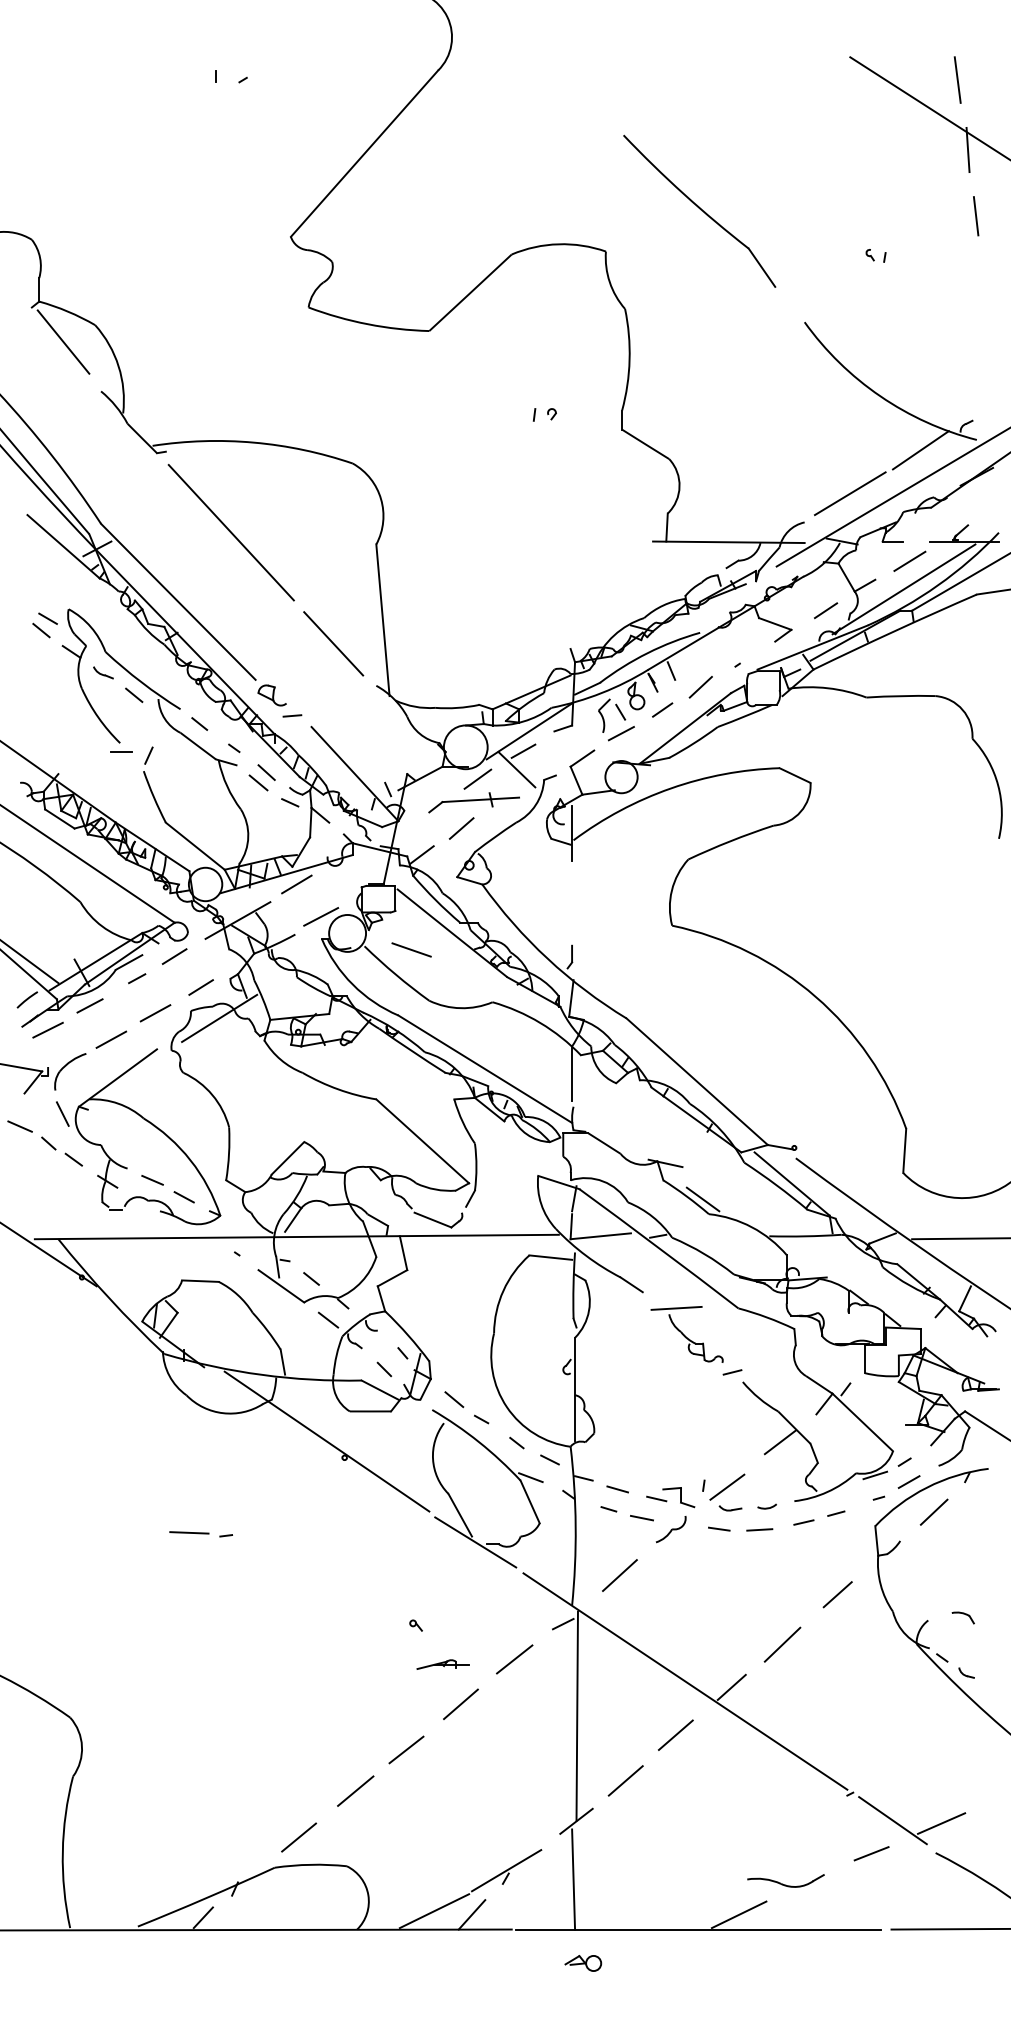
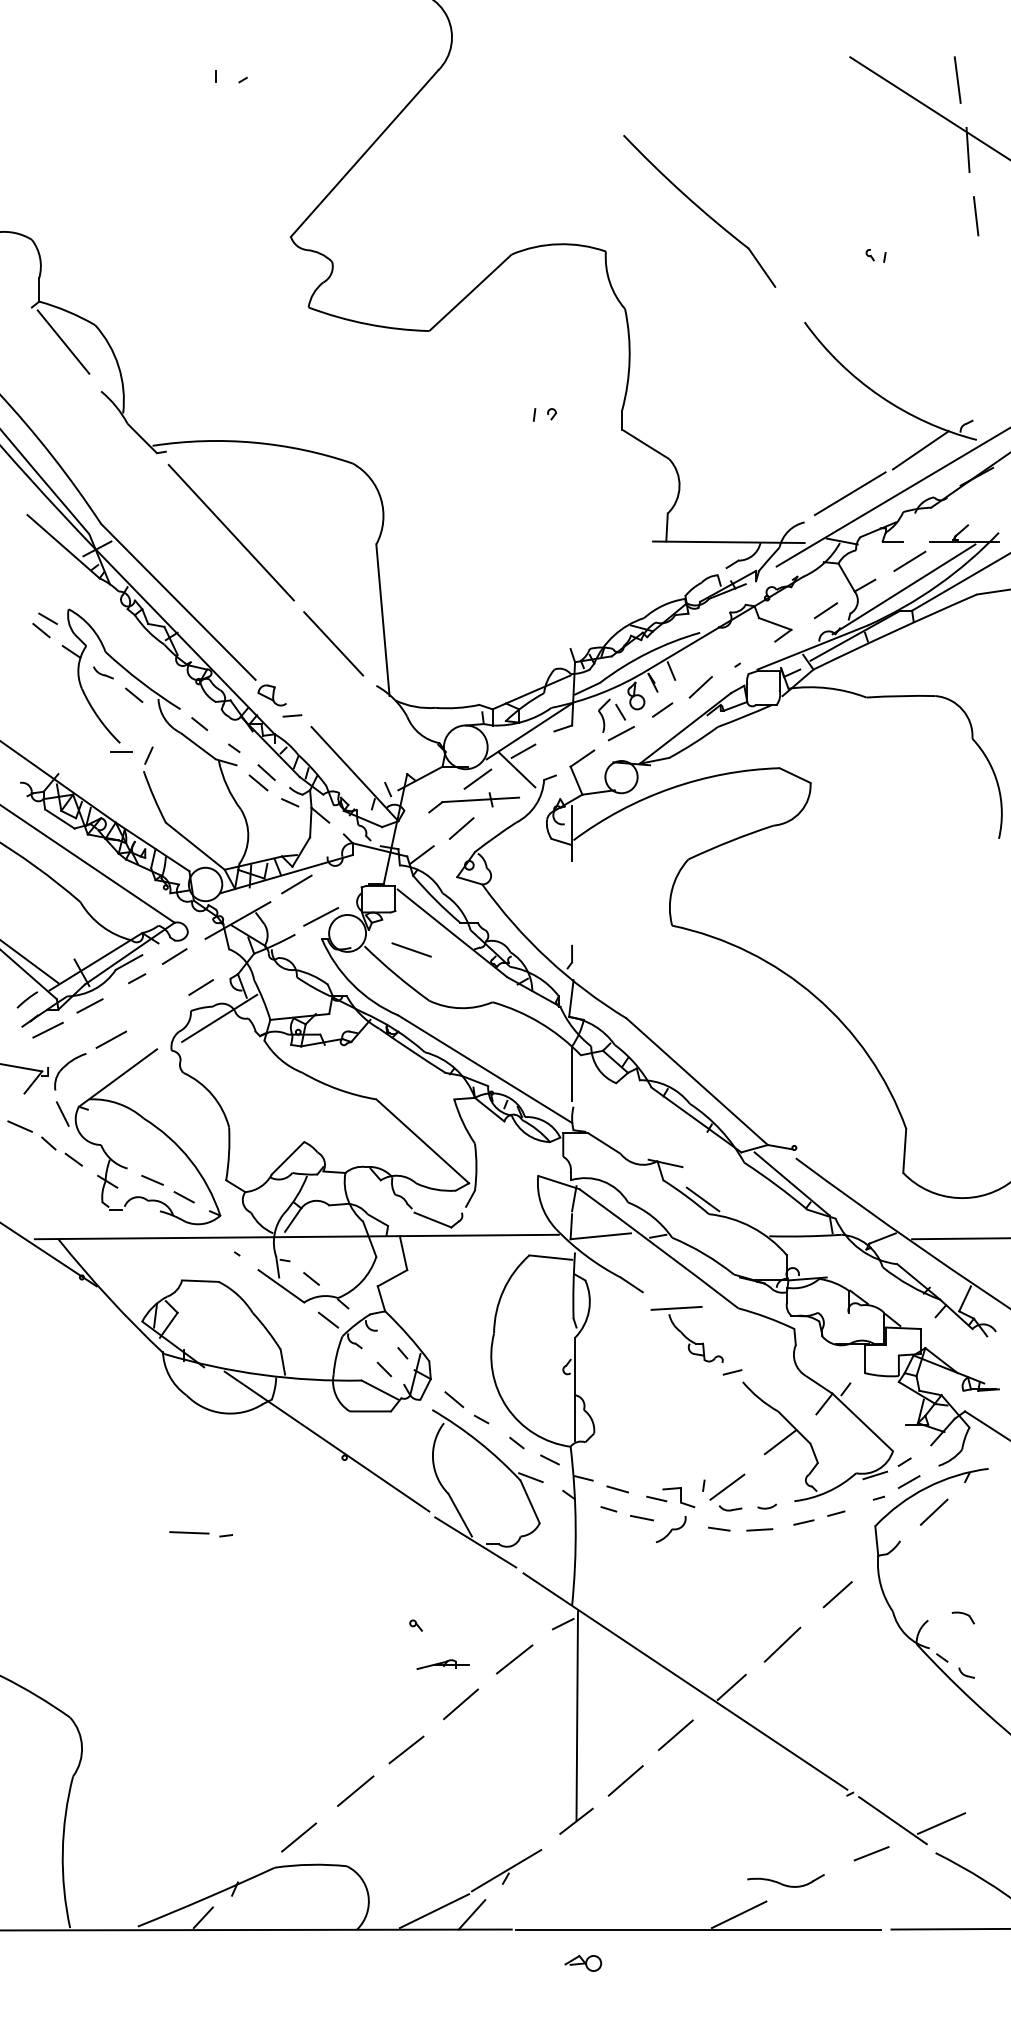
line: present -> none (155, 1013)
line: present -> none (619, 1575)
line: present -> none (573, 1879)
